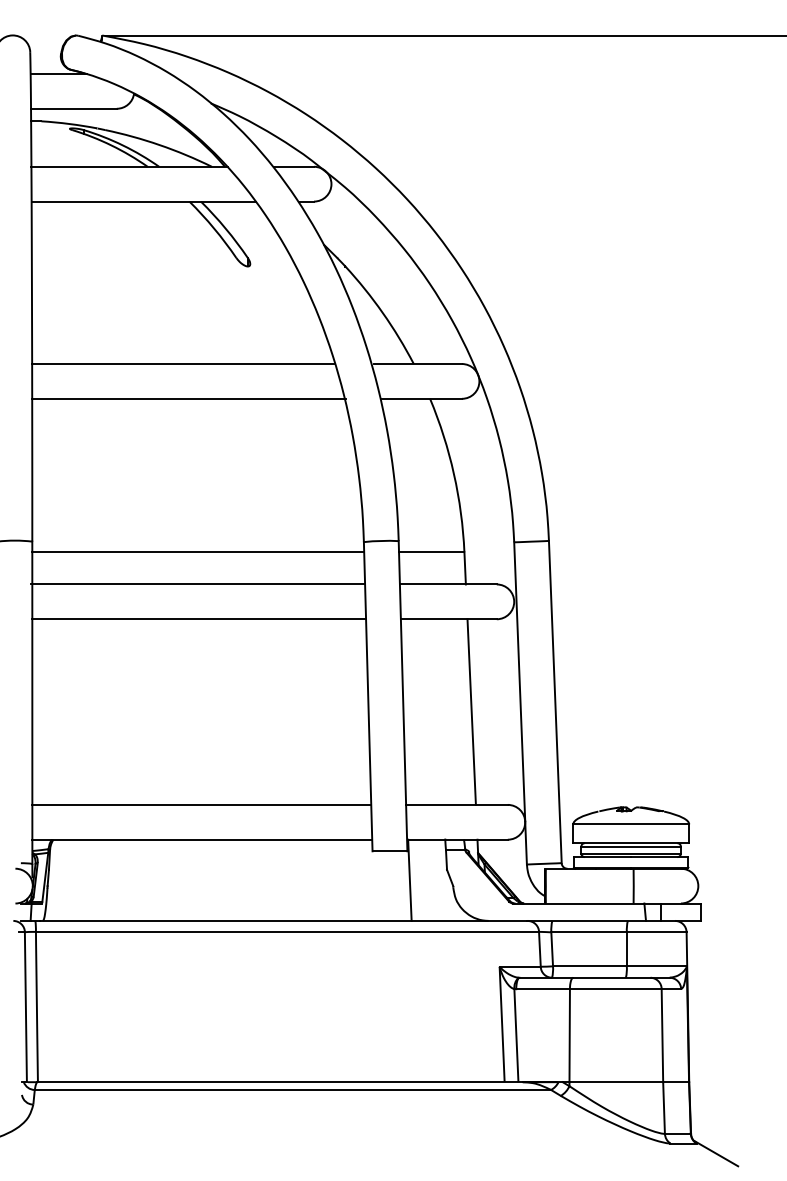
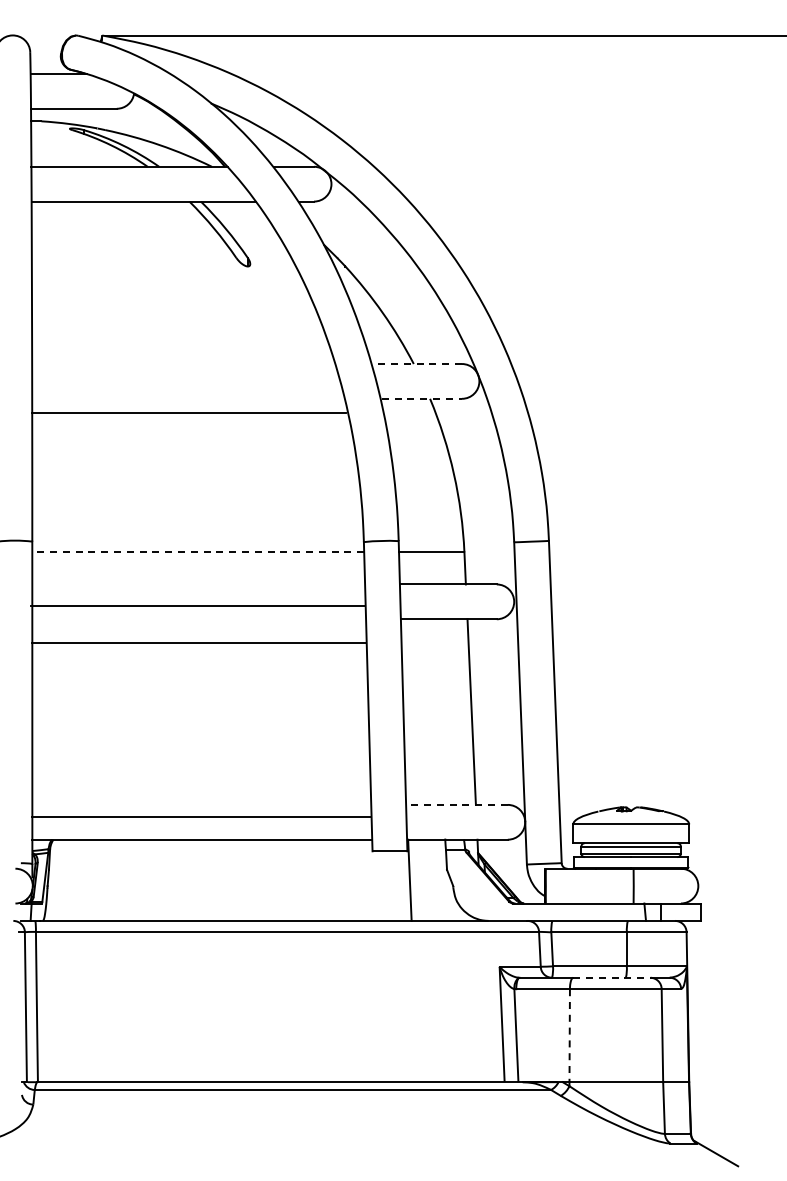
line: present -> none (183, 364)
line: solid -> dashed (417, 364)
line position: (189, 398) -> (189, 412) (189, 412)
line: solid -> dashed (422, 398)
line: solid -> dashed (198, 552)
line position: (197, 584) -> (197, 606) (197, 606)
line position: (199, 619) -> (199, 643) (199, 643)
line position: (201, 804) -> (201, 816) (201, 816)
line: solid -> dashed (456, 804)
line: solid -> dashed (611, 977)
line: solid -> dashed (569, 1036)
